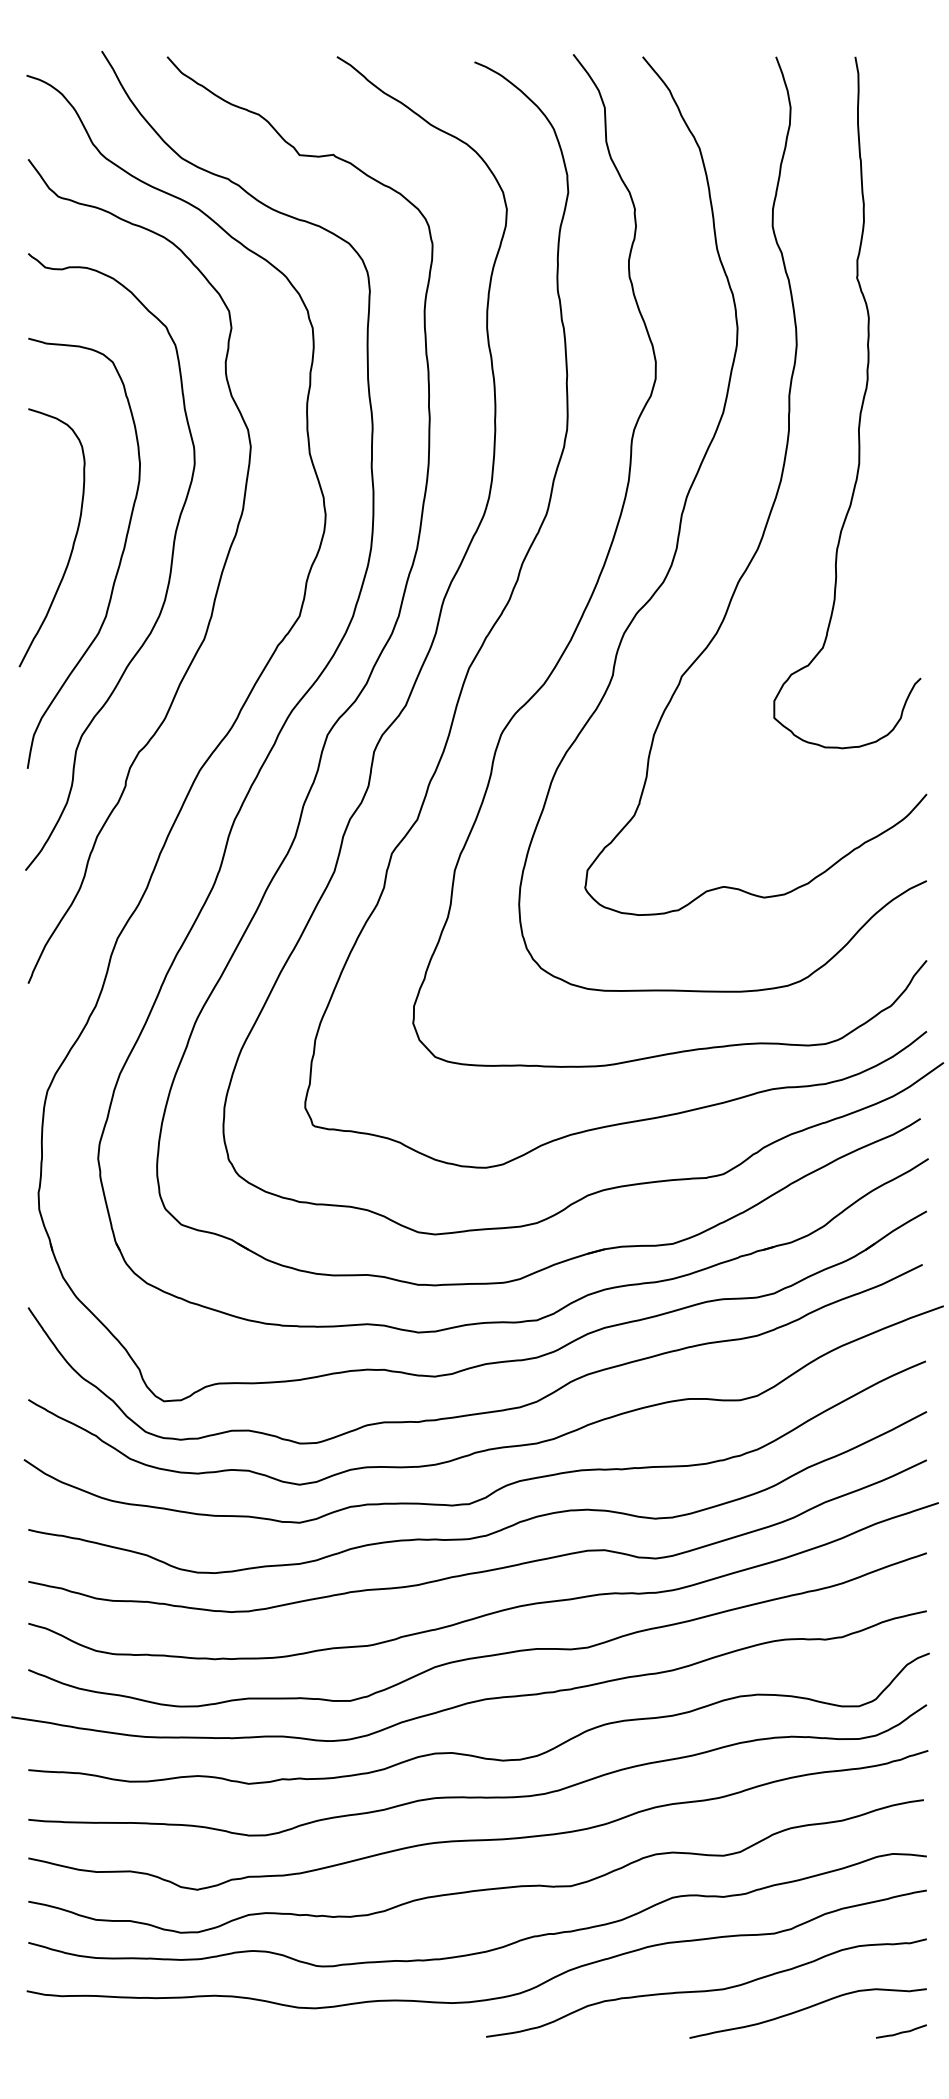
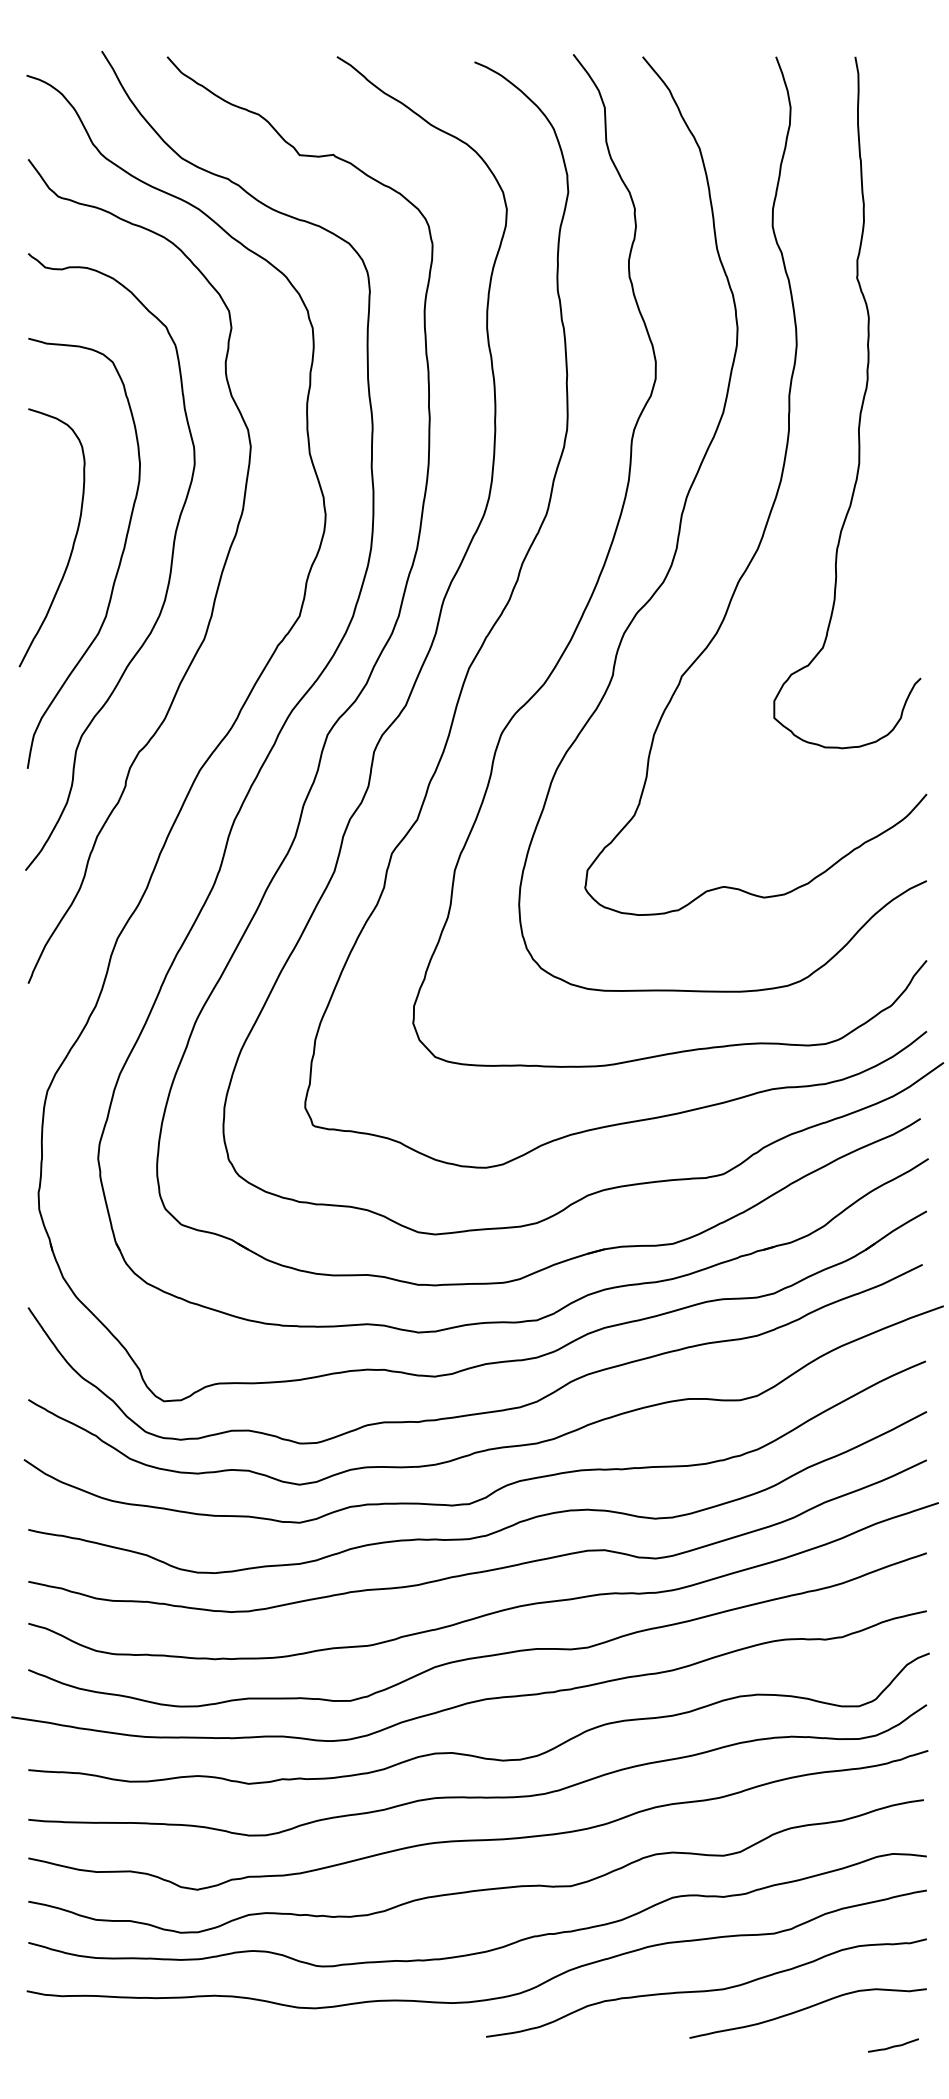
curve position: (901, 2031) -> (893, 2045) (893, 2045)
